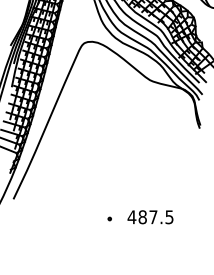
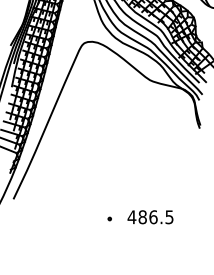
text: 487.5 -> 486.5 (153, 217)
